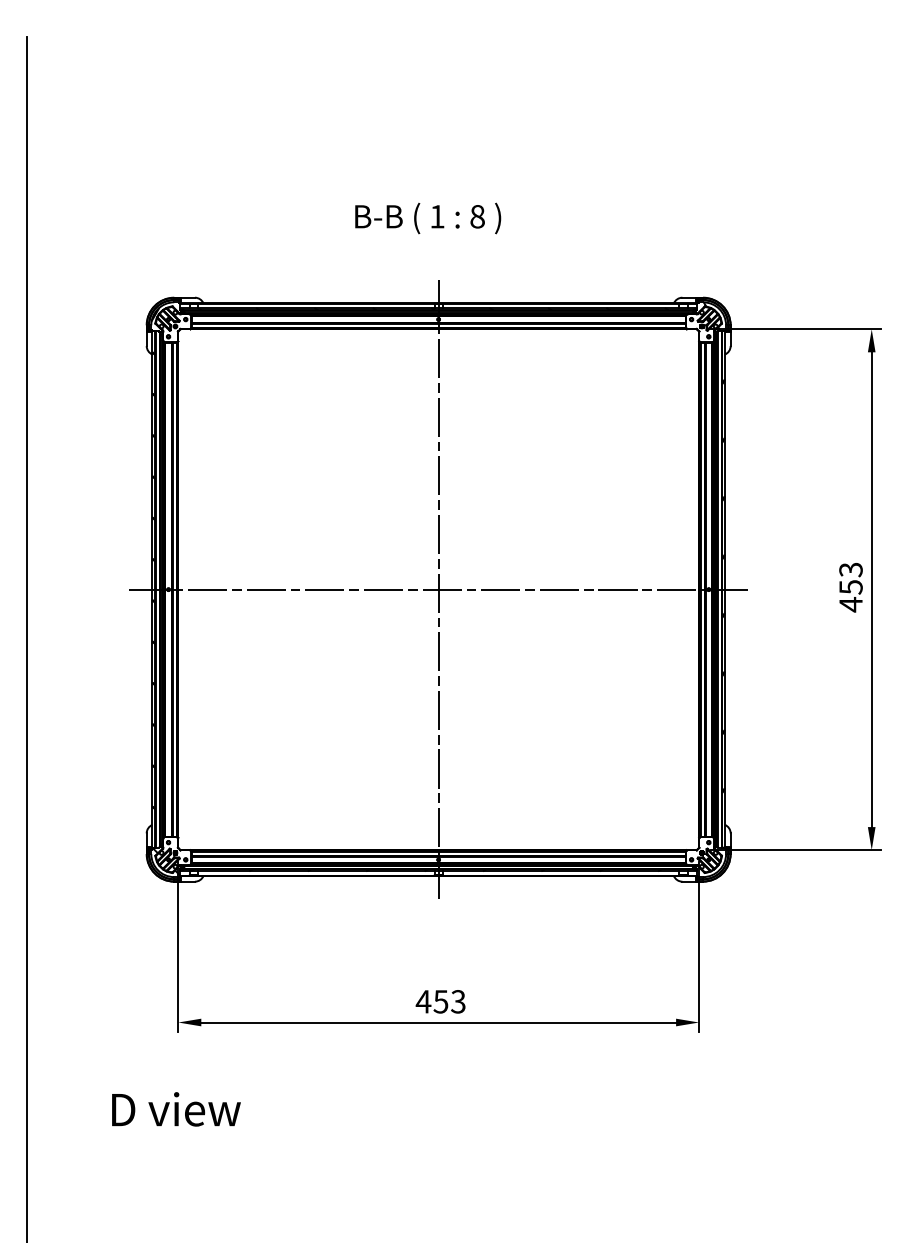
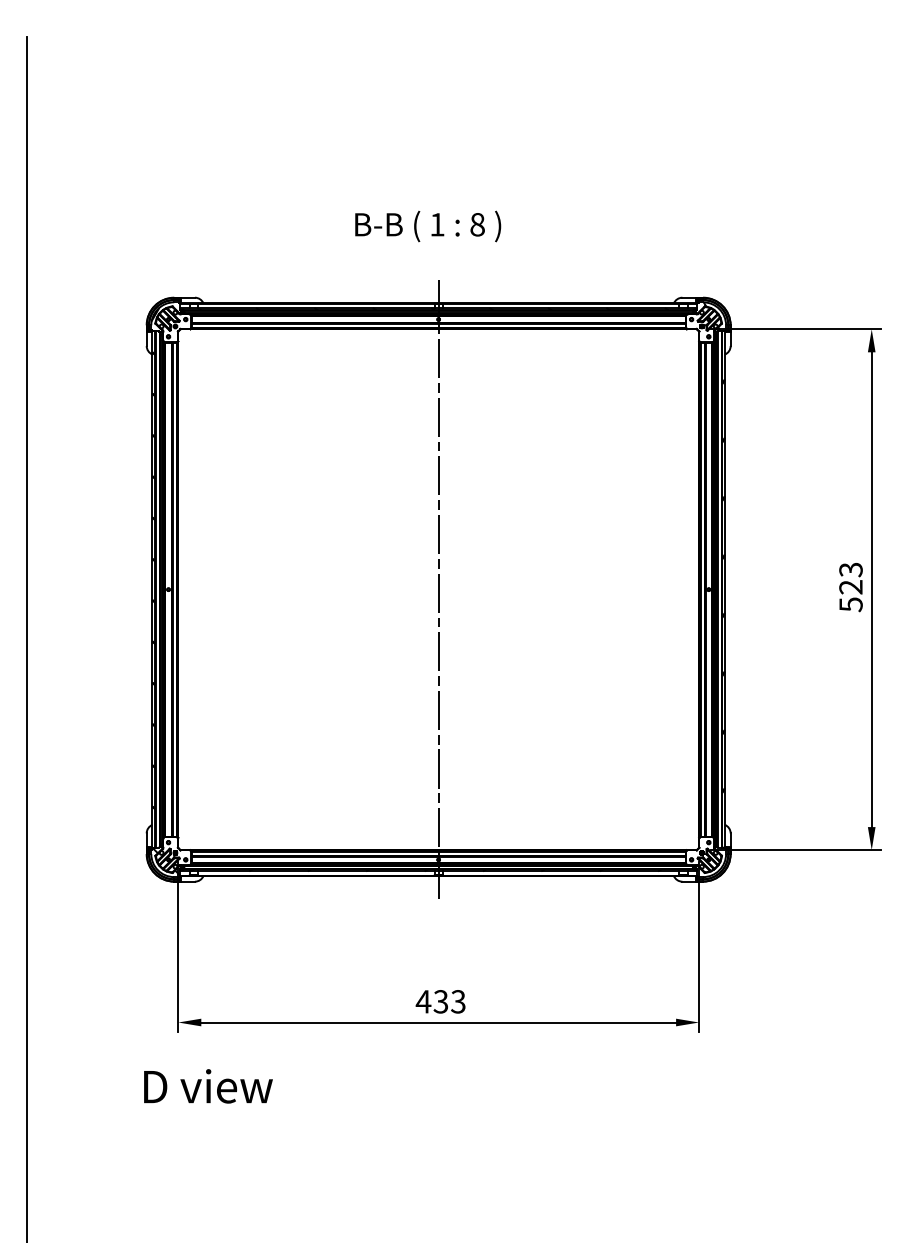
text position: (428, 218) -> (428, 226) (428, 226)
line: present -> none (438, 589)
text: 453 -> 523 (850, 596)
text: 453 -> 433 (441, 1001)
text position: (176, 1109) -> (208, 1086) (208, 1086)
